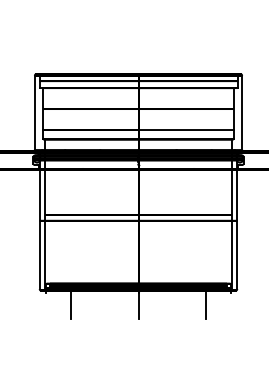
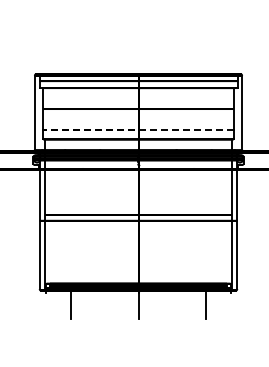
arc: solid -> dashed (86, 130)
